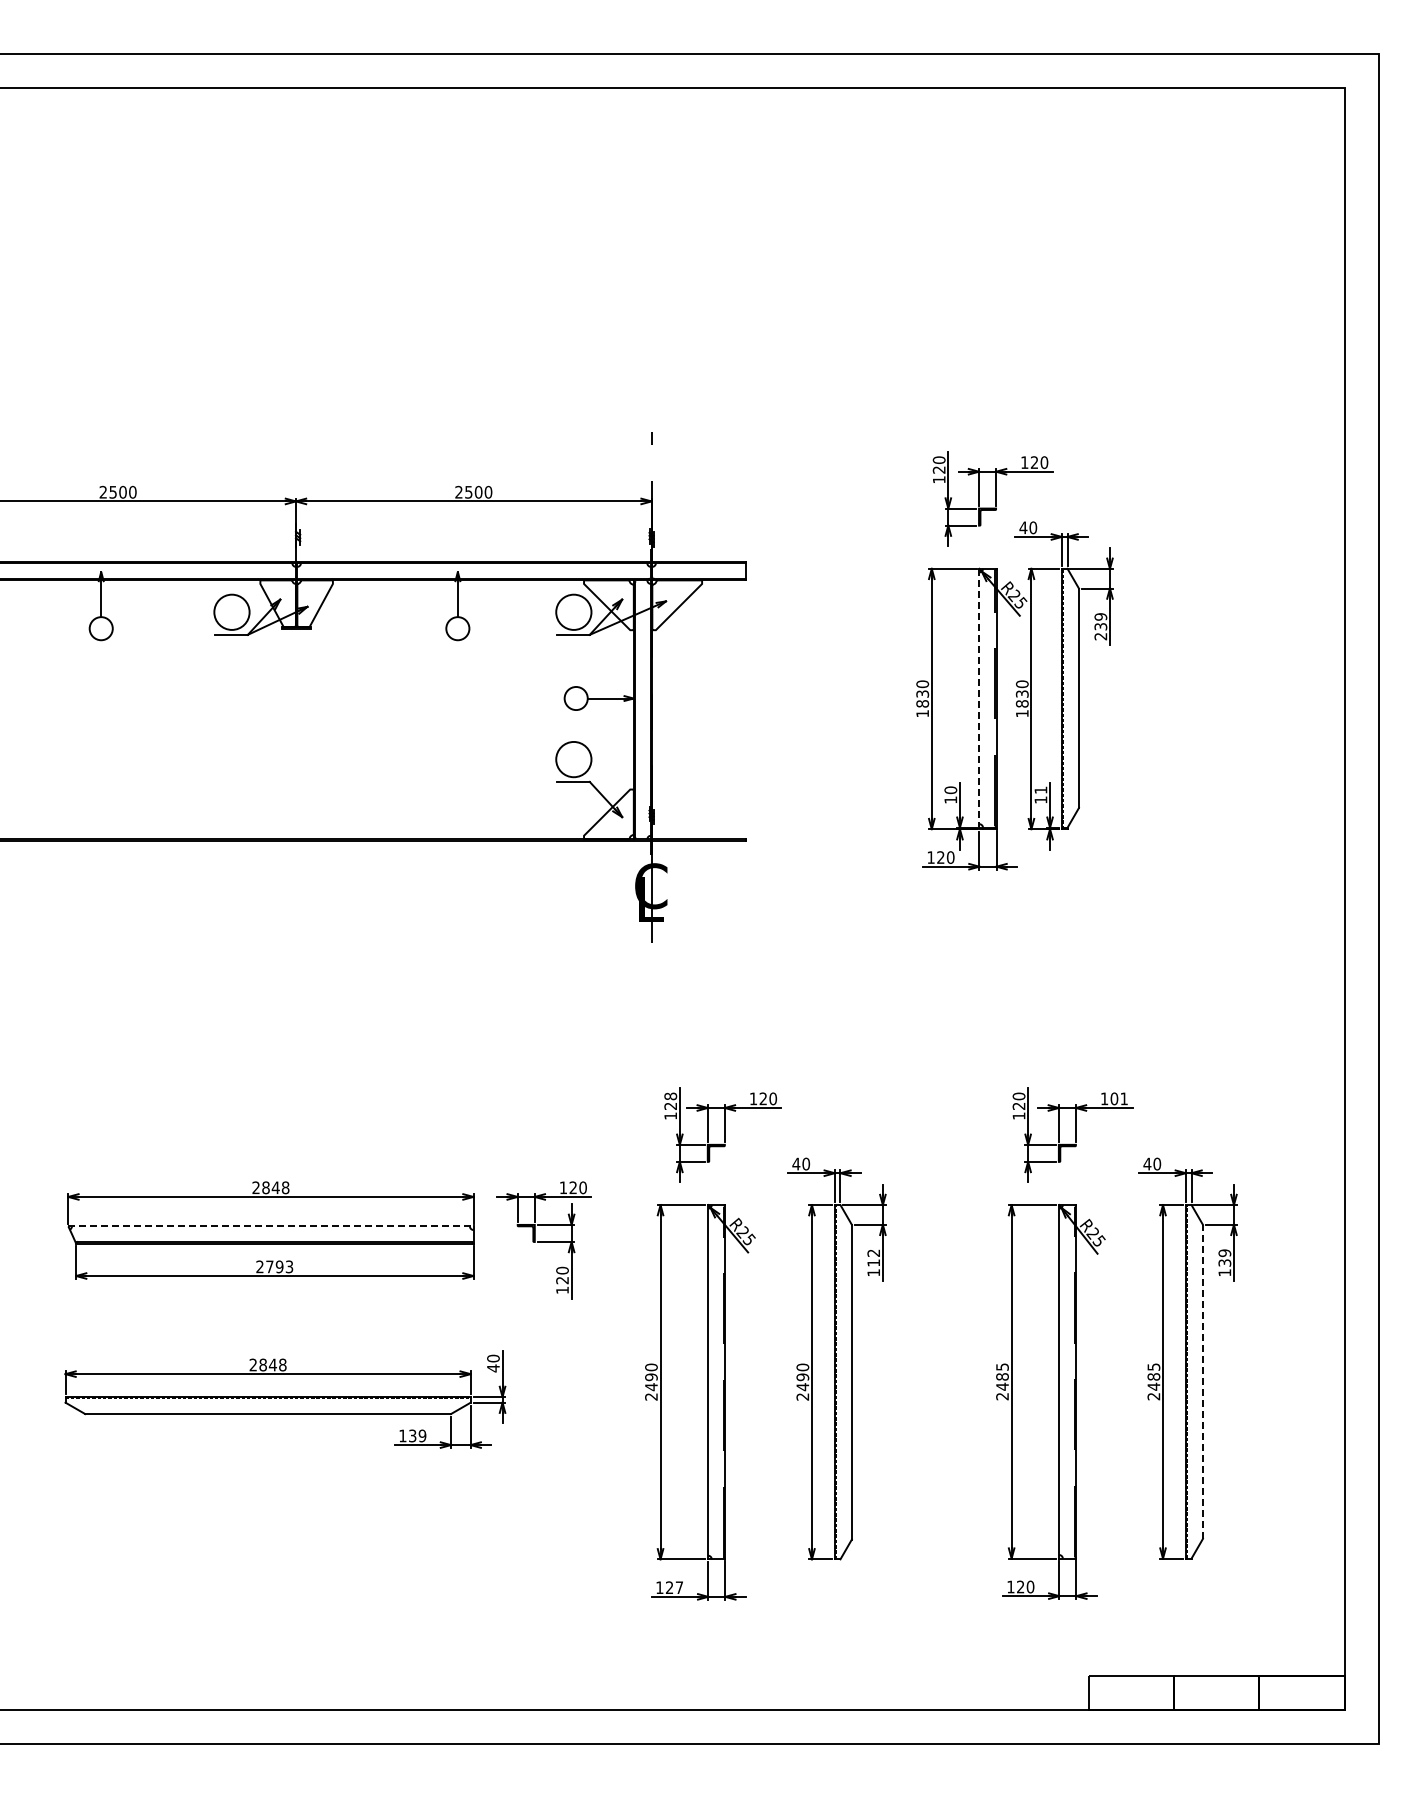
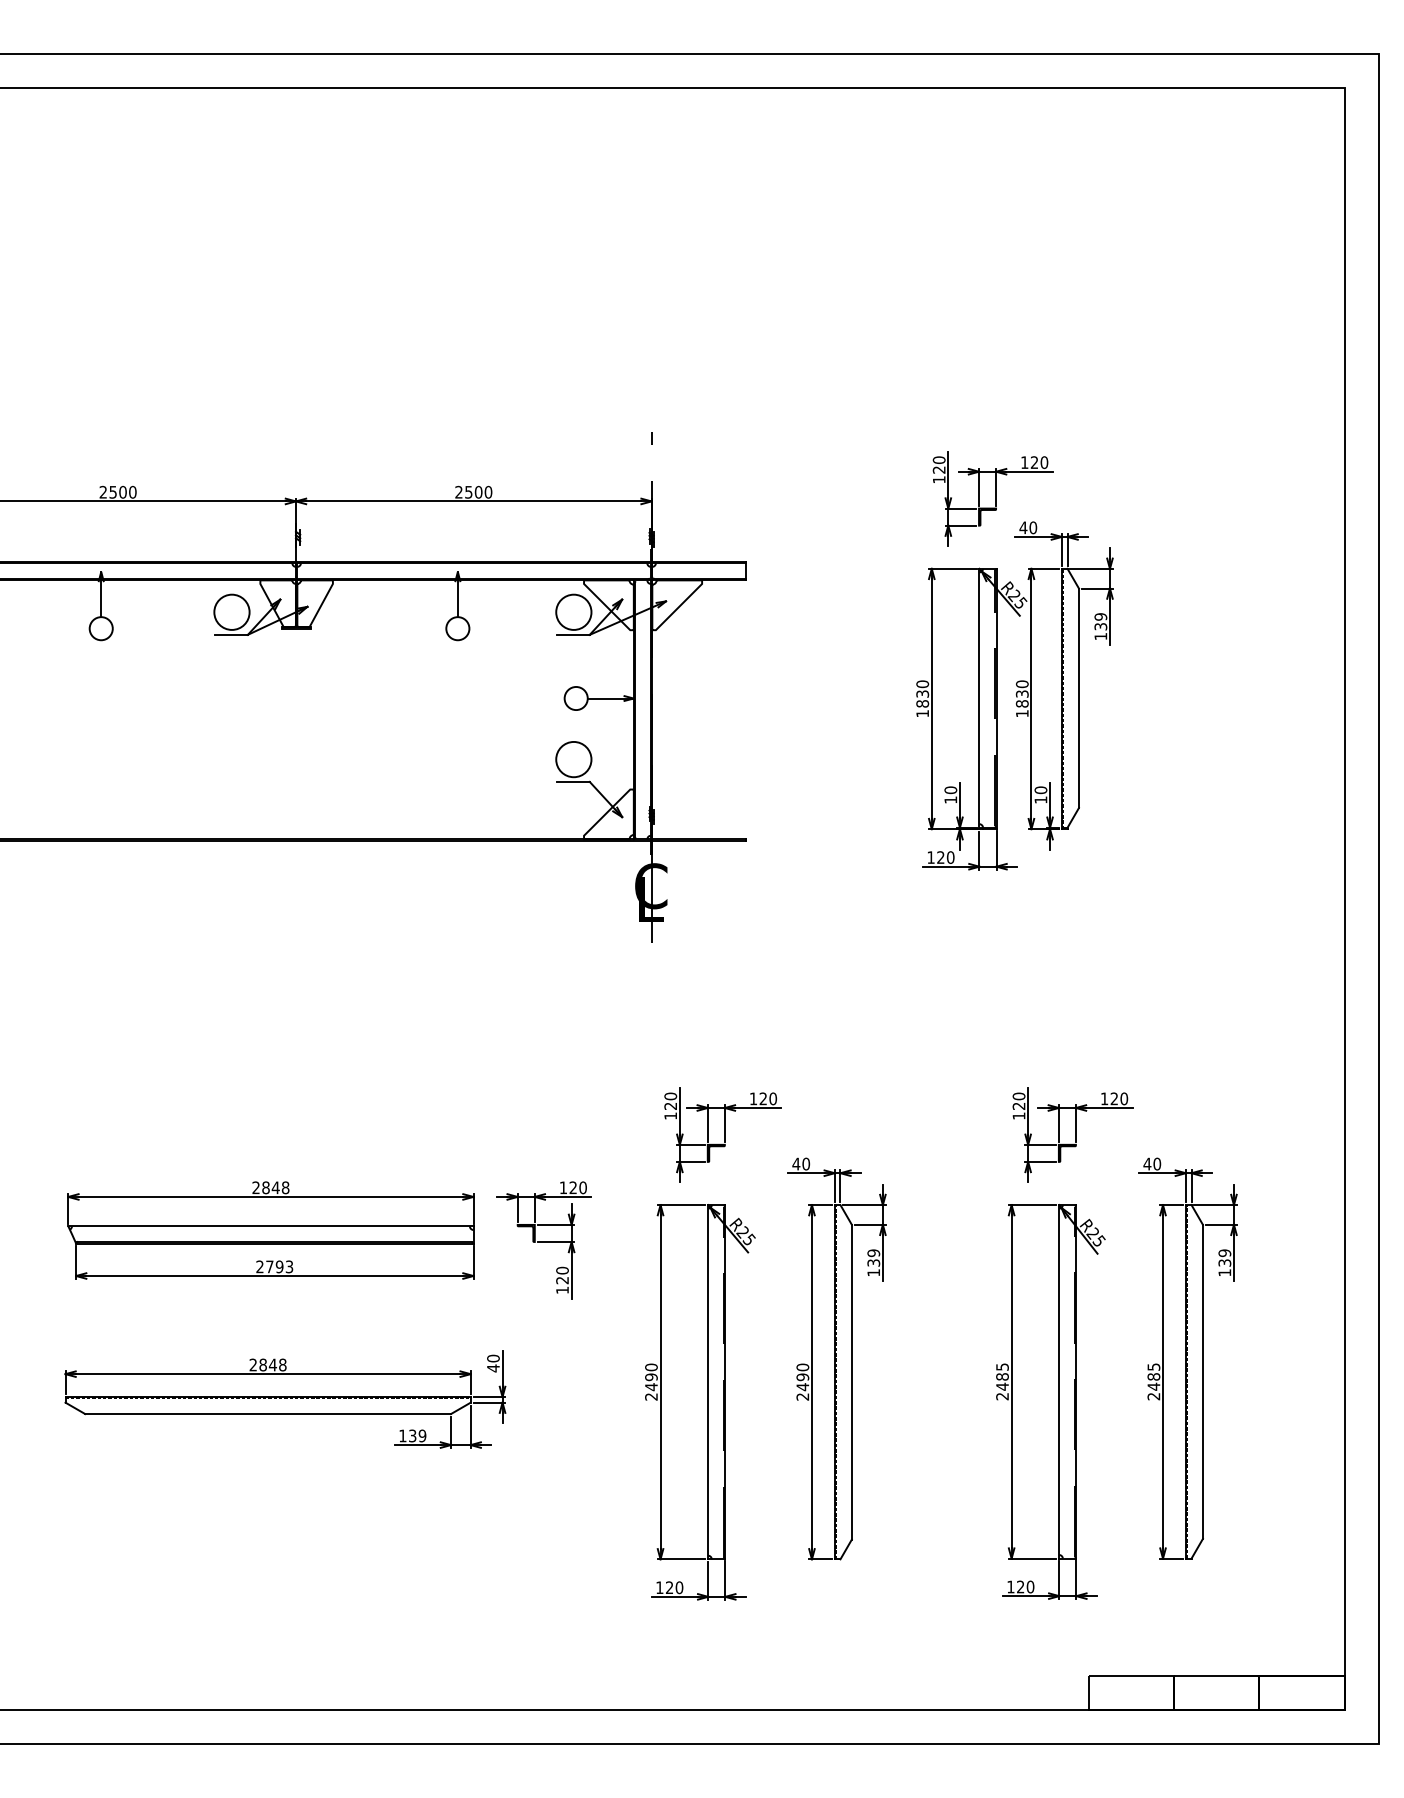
text: 239 -> 139 (1100, 636)
line: dashed -> solid (979, 698)
text: 11 -> 10 (1040, 790)
text: 128 -> 120 (670, 1096)
text: 101 -> 120 (1119, 1098)
line: dashed -> solid (270, 1226)
text: 112 -> 139 (873, 1257)
line: dashed -> solid (1202, 1381)
text: 127 -> 120 (679, 1587)
